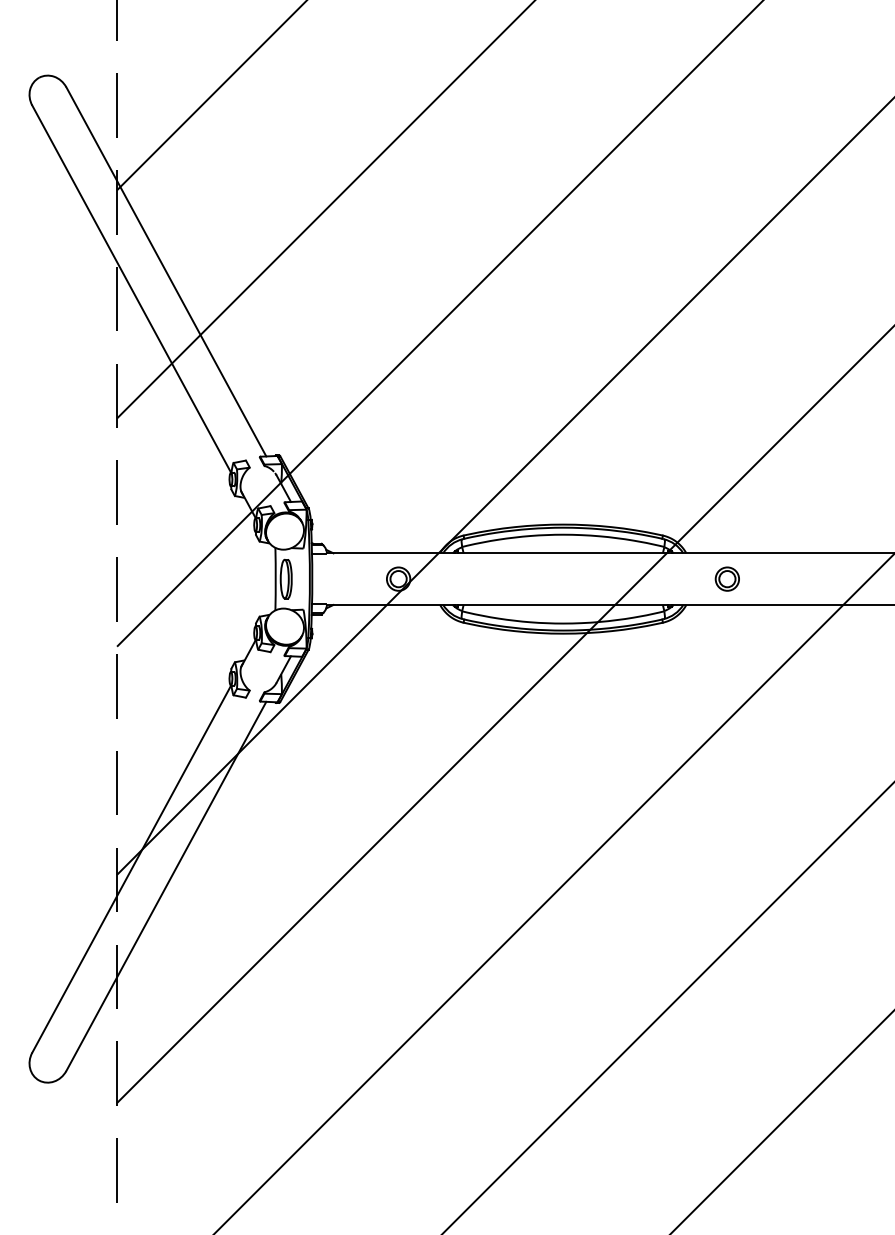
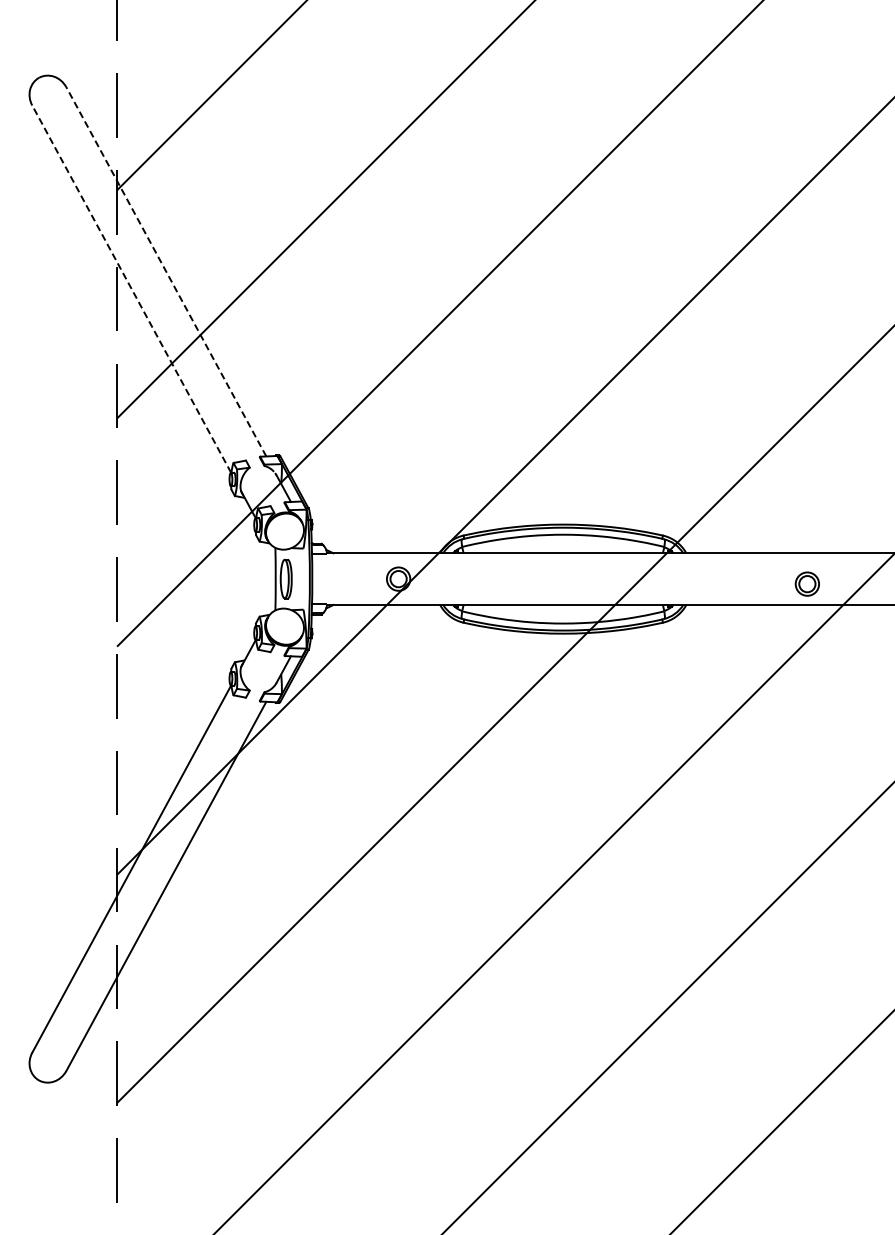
line: solid -> dashed (166, 271)
line: solid -> dashed (131, 289)
part position: (726, 578) -> (806, 583) (806, 583)
